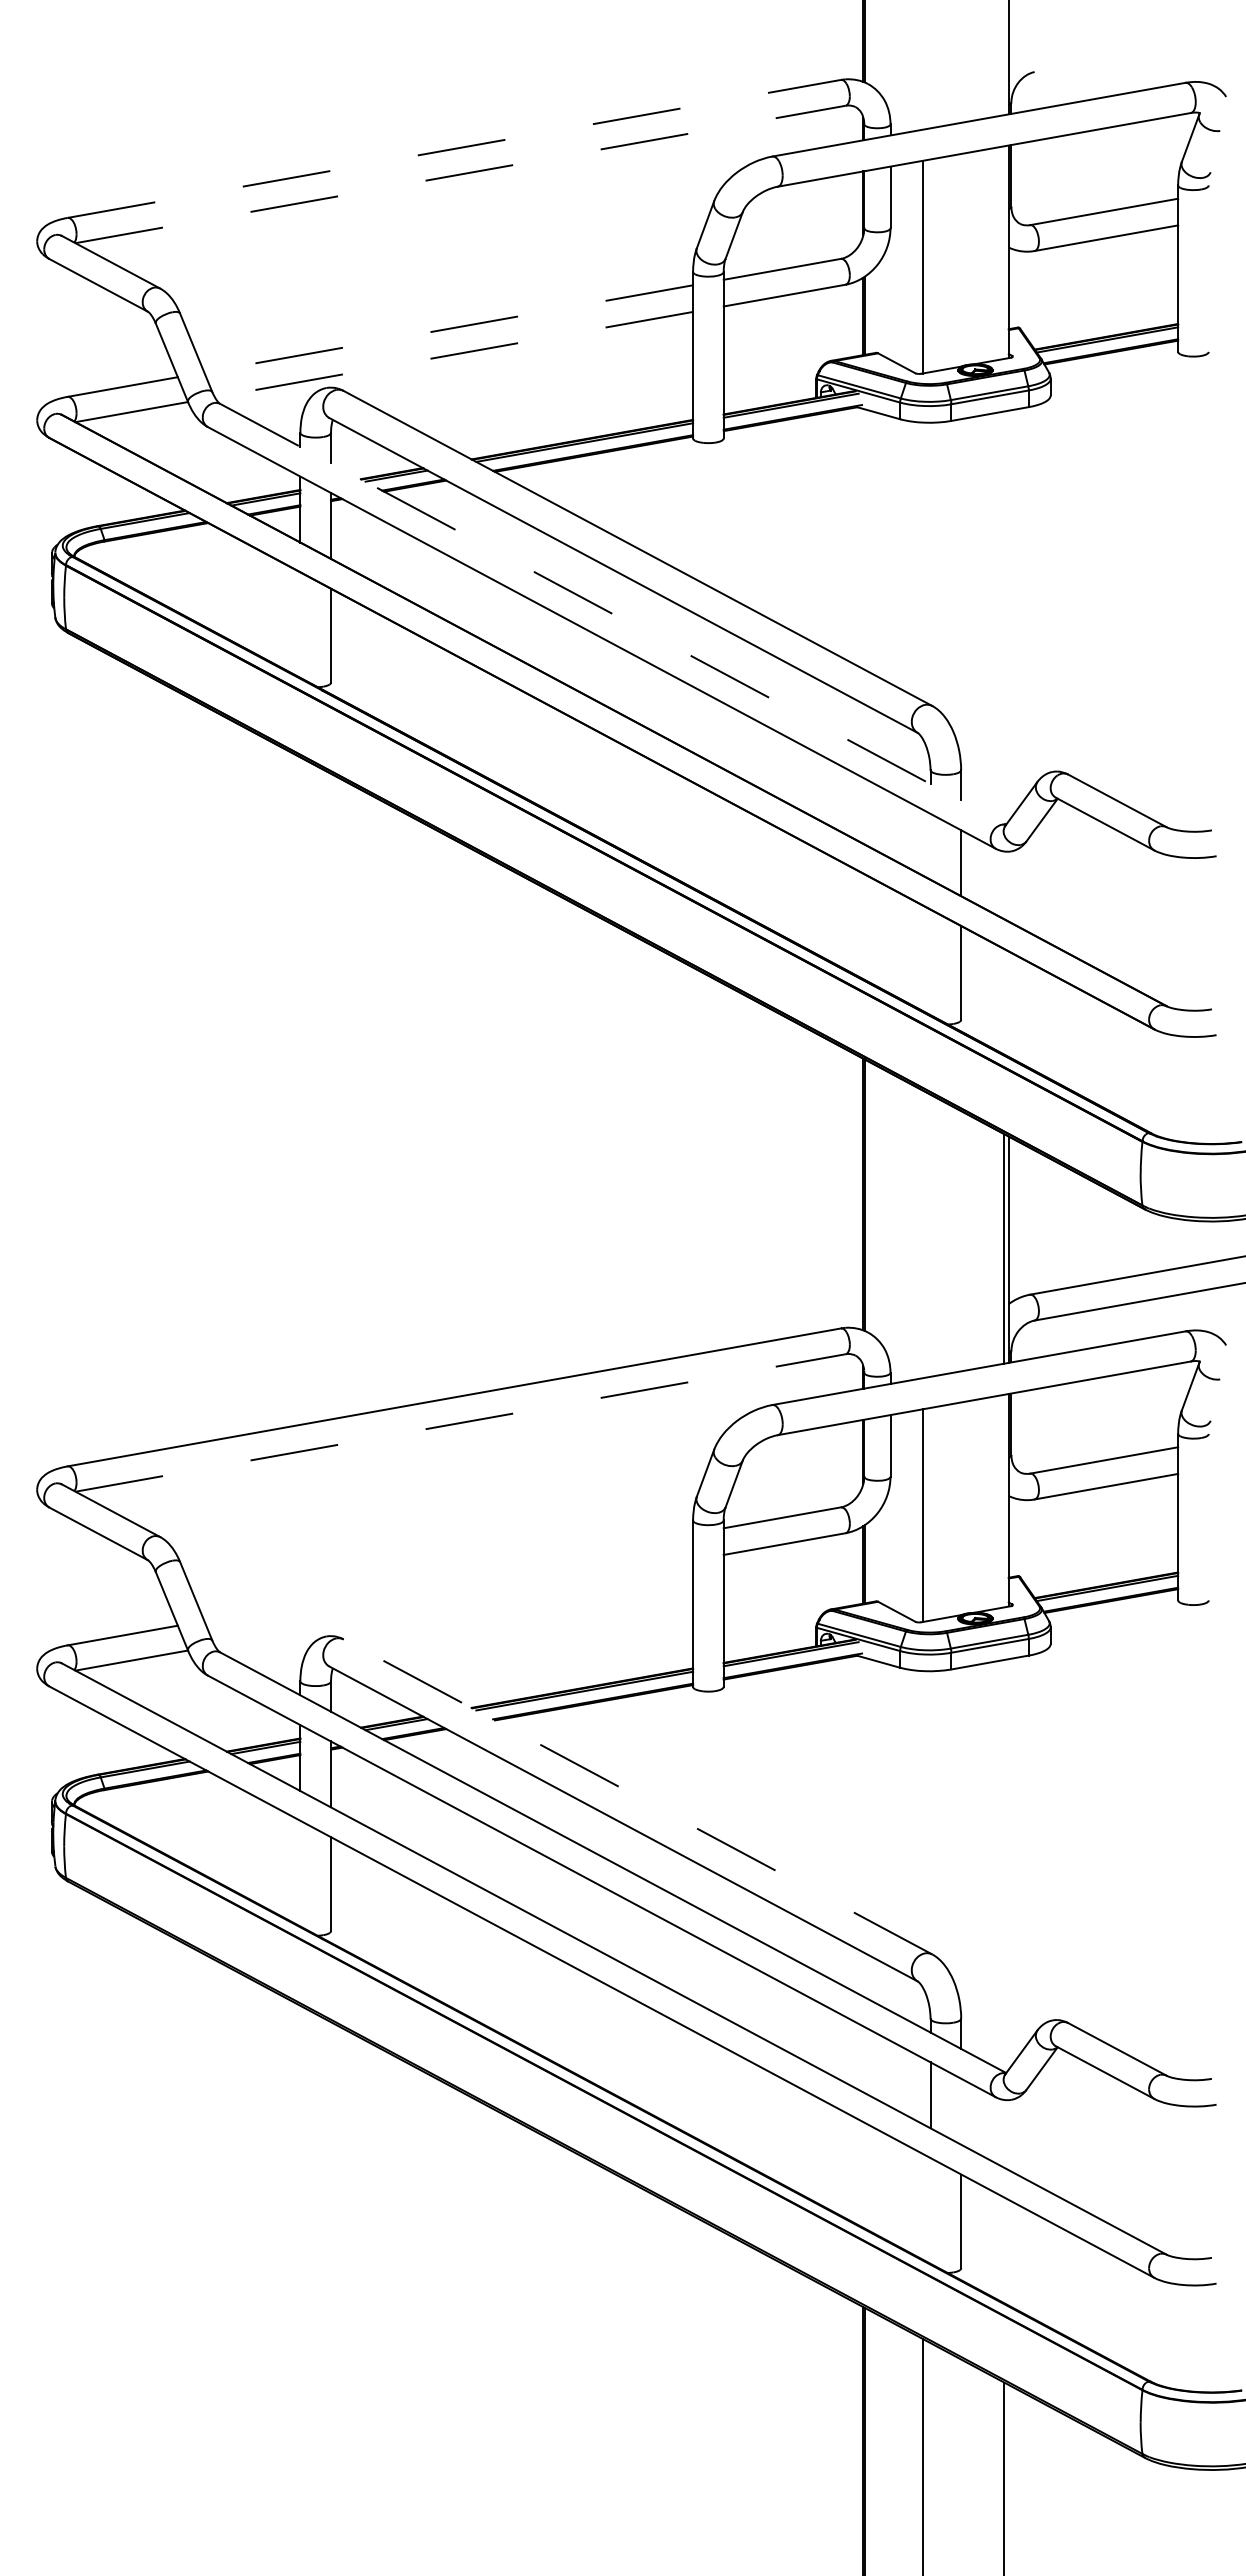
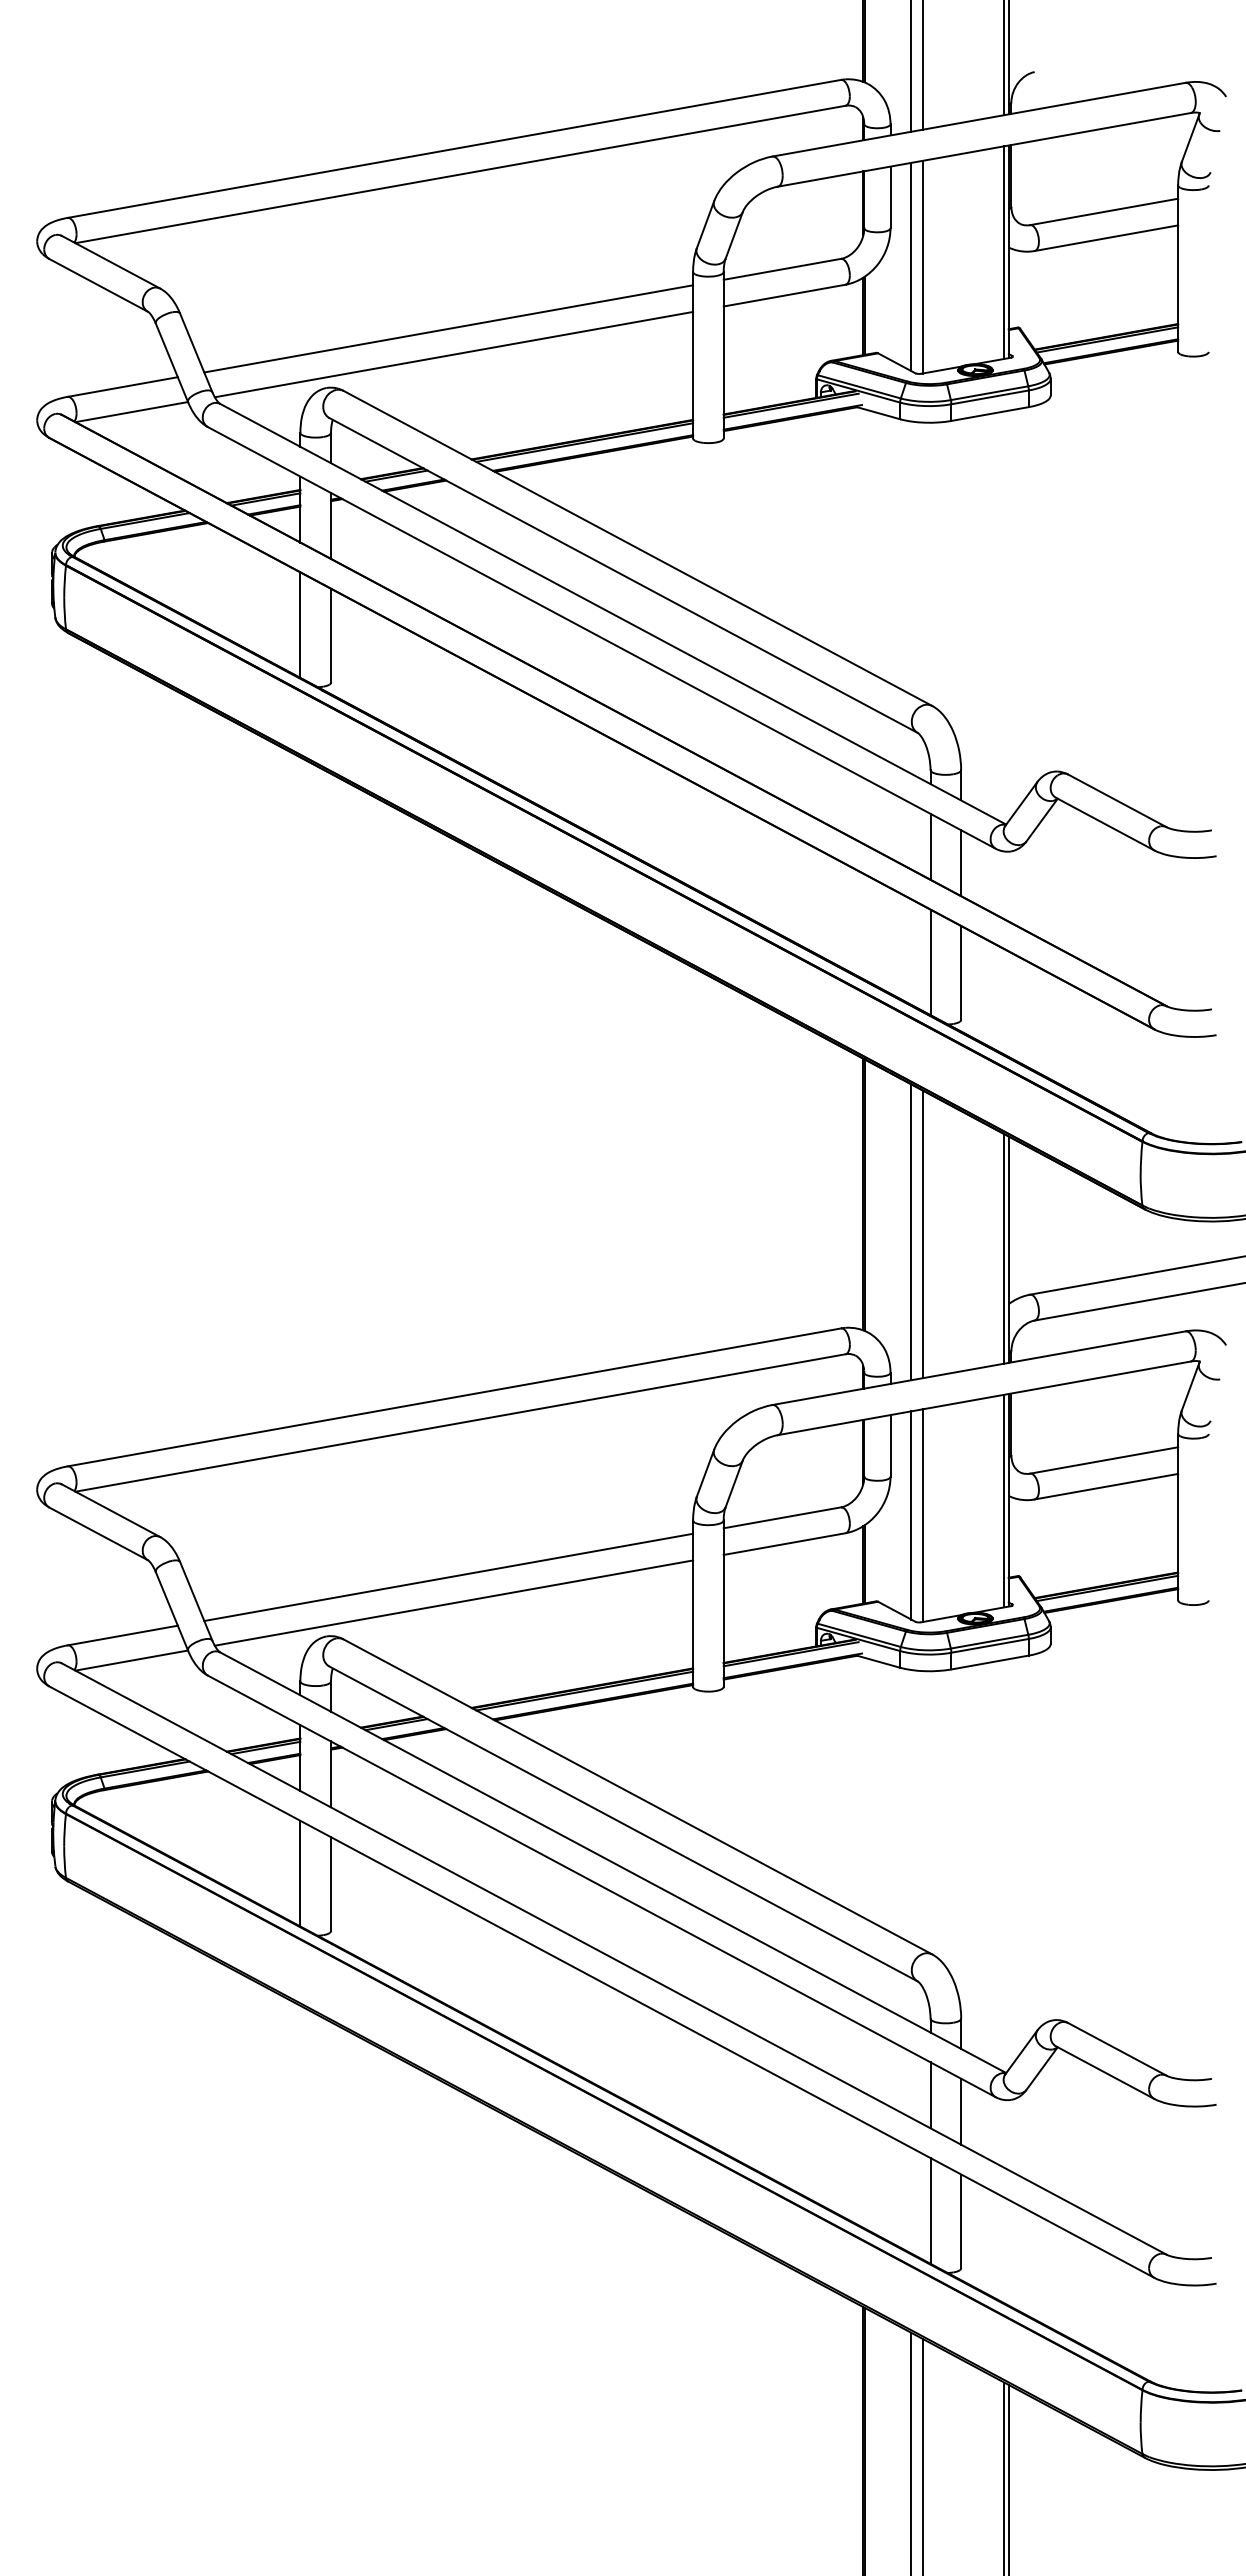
line: none -> present (1004, 58)
line: none -> present (923, 65)
line: none -> present (911, 66)
line: dashed -> solid (454, 148)
line: dashed -> solid (461, 174)
line: none -> present (1004, 252)
line: none -> present (911, 266)
line: dashed -> solid (448, 328)
line: dashed -> solid (453, 354)
line: dashed -> solid (613, 614)
line: none -> present (300, 624)
line: none -> present (930, 846)
line: none -> present (930, 962)
line: none -> present (911, 1232)
line: none -> present (923, 1234)
line: dashed -> solid (461, 1422)
line: none -> present (1004, 1500)
line: none -> present (911, 1515)
line: none -> present (448, 1577)
line: none -> present (453, 1602)
line: dashed -> solid (638, 1796)
line: none -> present (300, 1873)
line: none -> present (961, 2111)
line: none -> present (930, 2210)
line: none -> present (911, 2452)
line: none -> present (1008, 2478)
